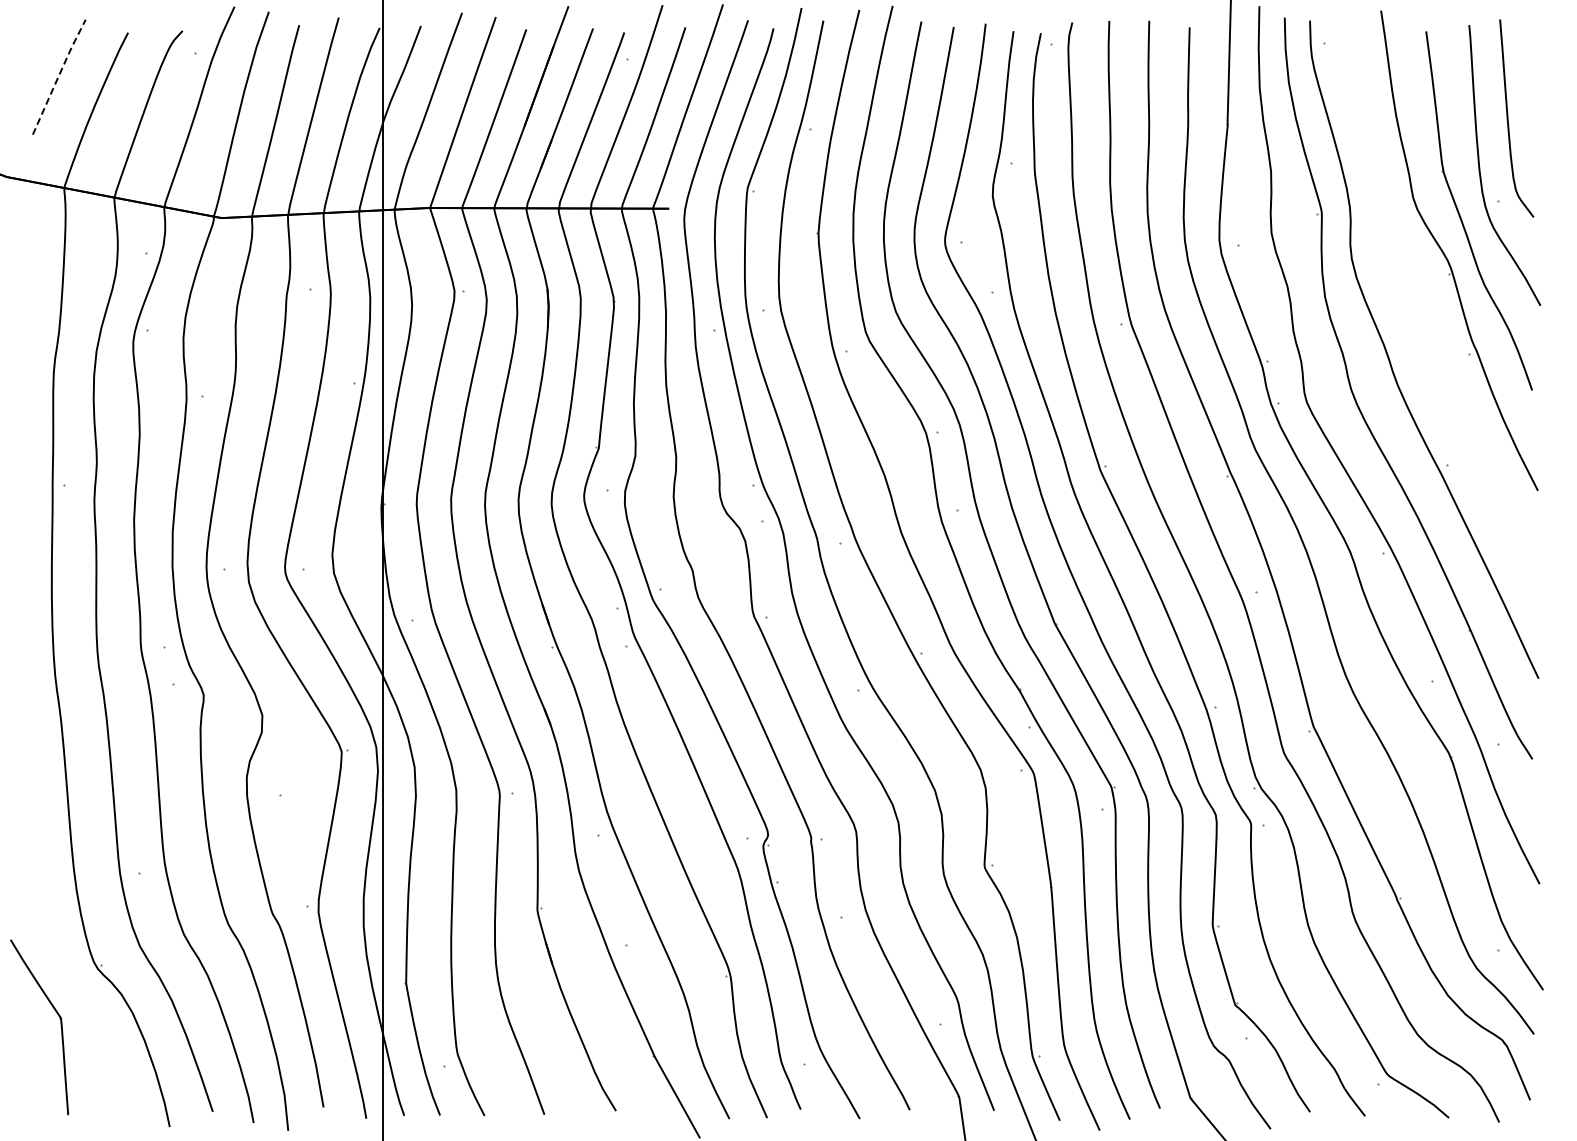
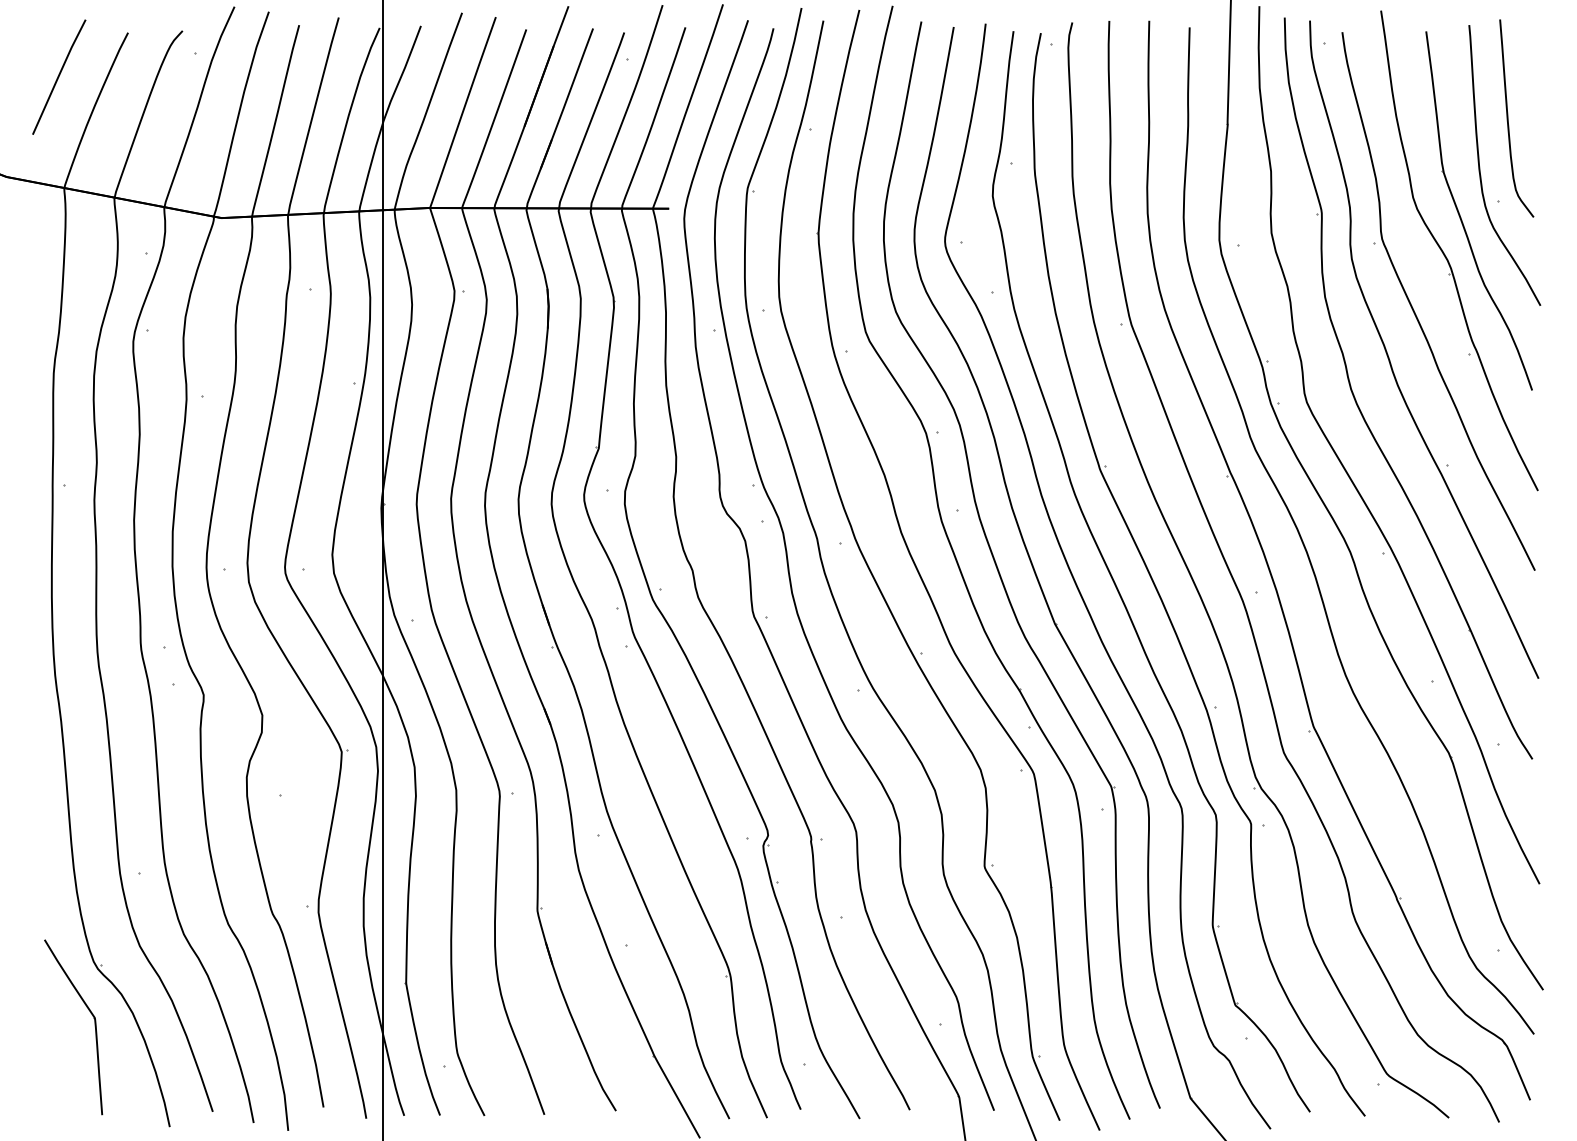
line: dashed -> solid (58, 76)
part: none -> present (1415, 312)
part position: (60, 1026) -> (94, 1026) (94, 1026)
